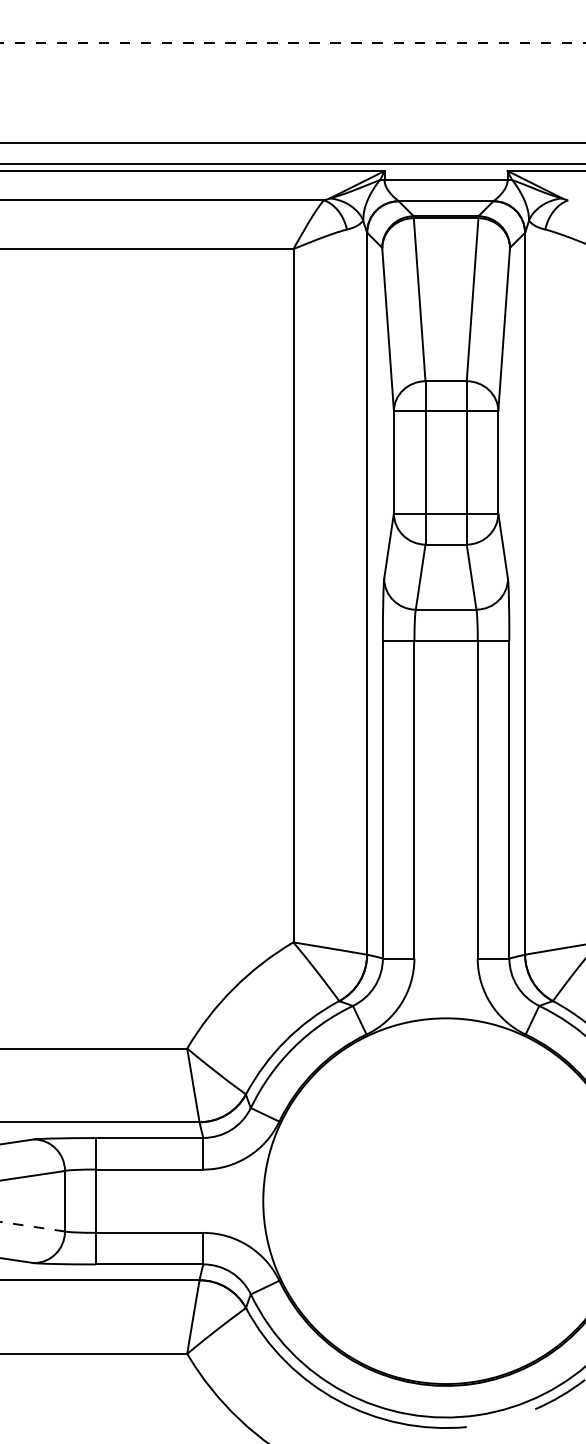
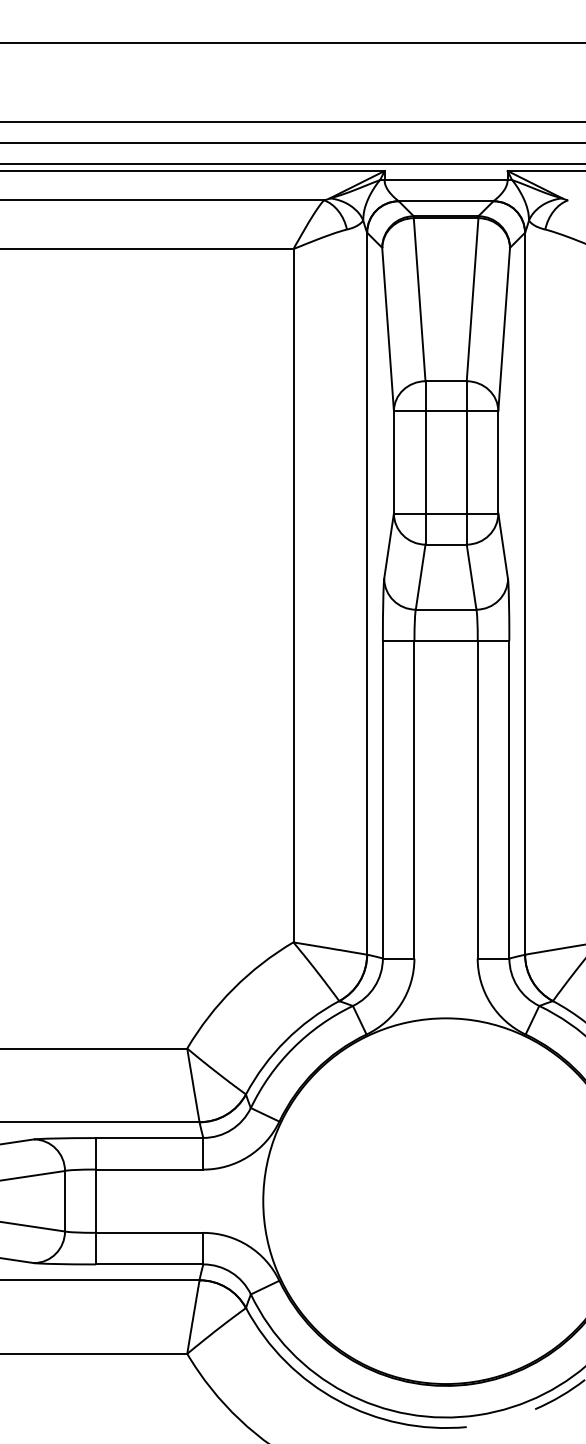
line: dashed -> solid (293, 43)
line: none -> present (292, 121)
line: dashed -> solid (32, 1226)
